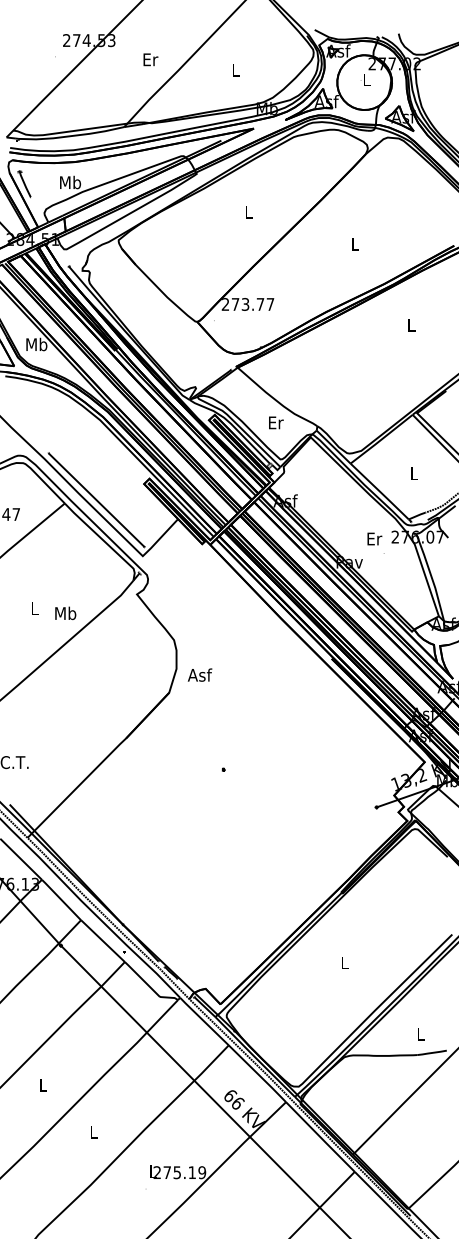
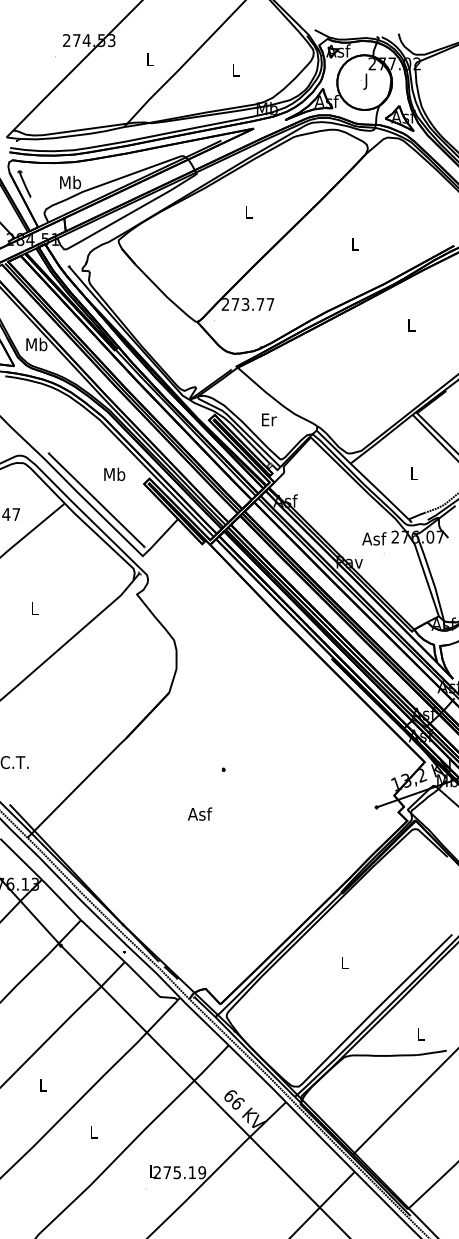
text: Er -> L (150, 59)
text: L -> J (366, 81)
text position: (276, 422) -> (269, 419) (269, 419)
text: Er -> Asf (374, 538)
text position: (65, 612) -> (114, 473) (114, 473)
text position: (199, 674) -> (199, 813) (199, 813)
